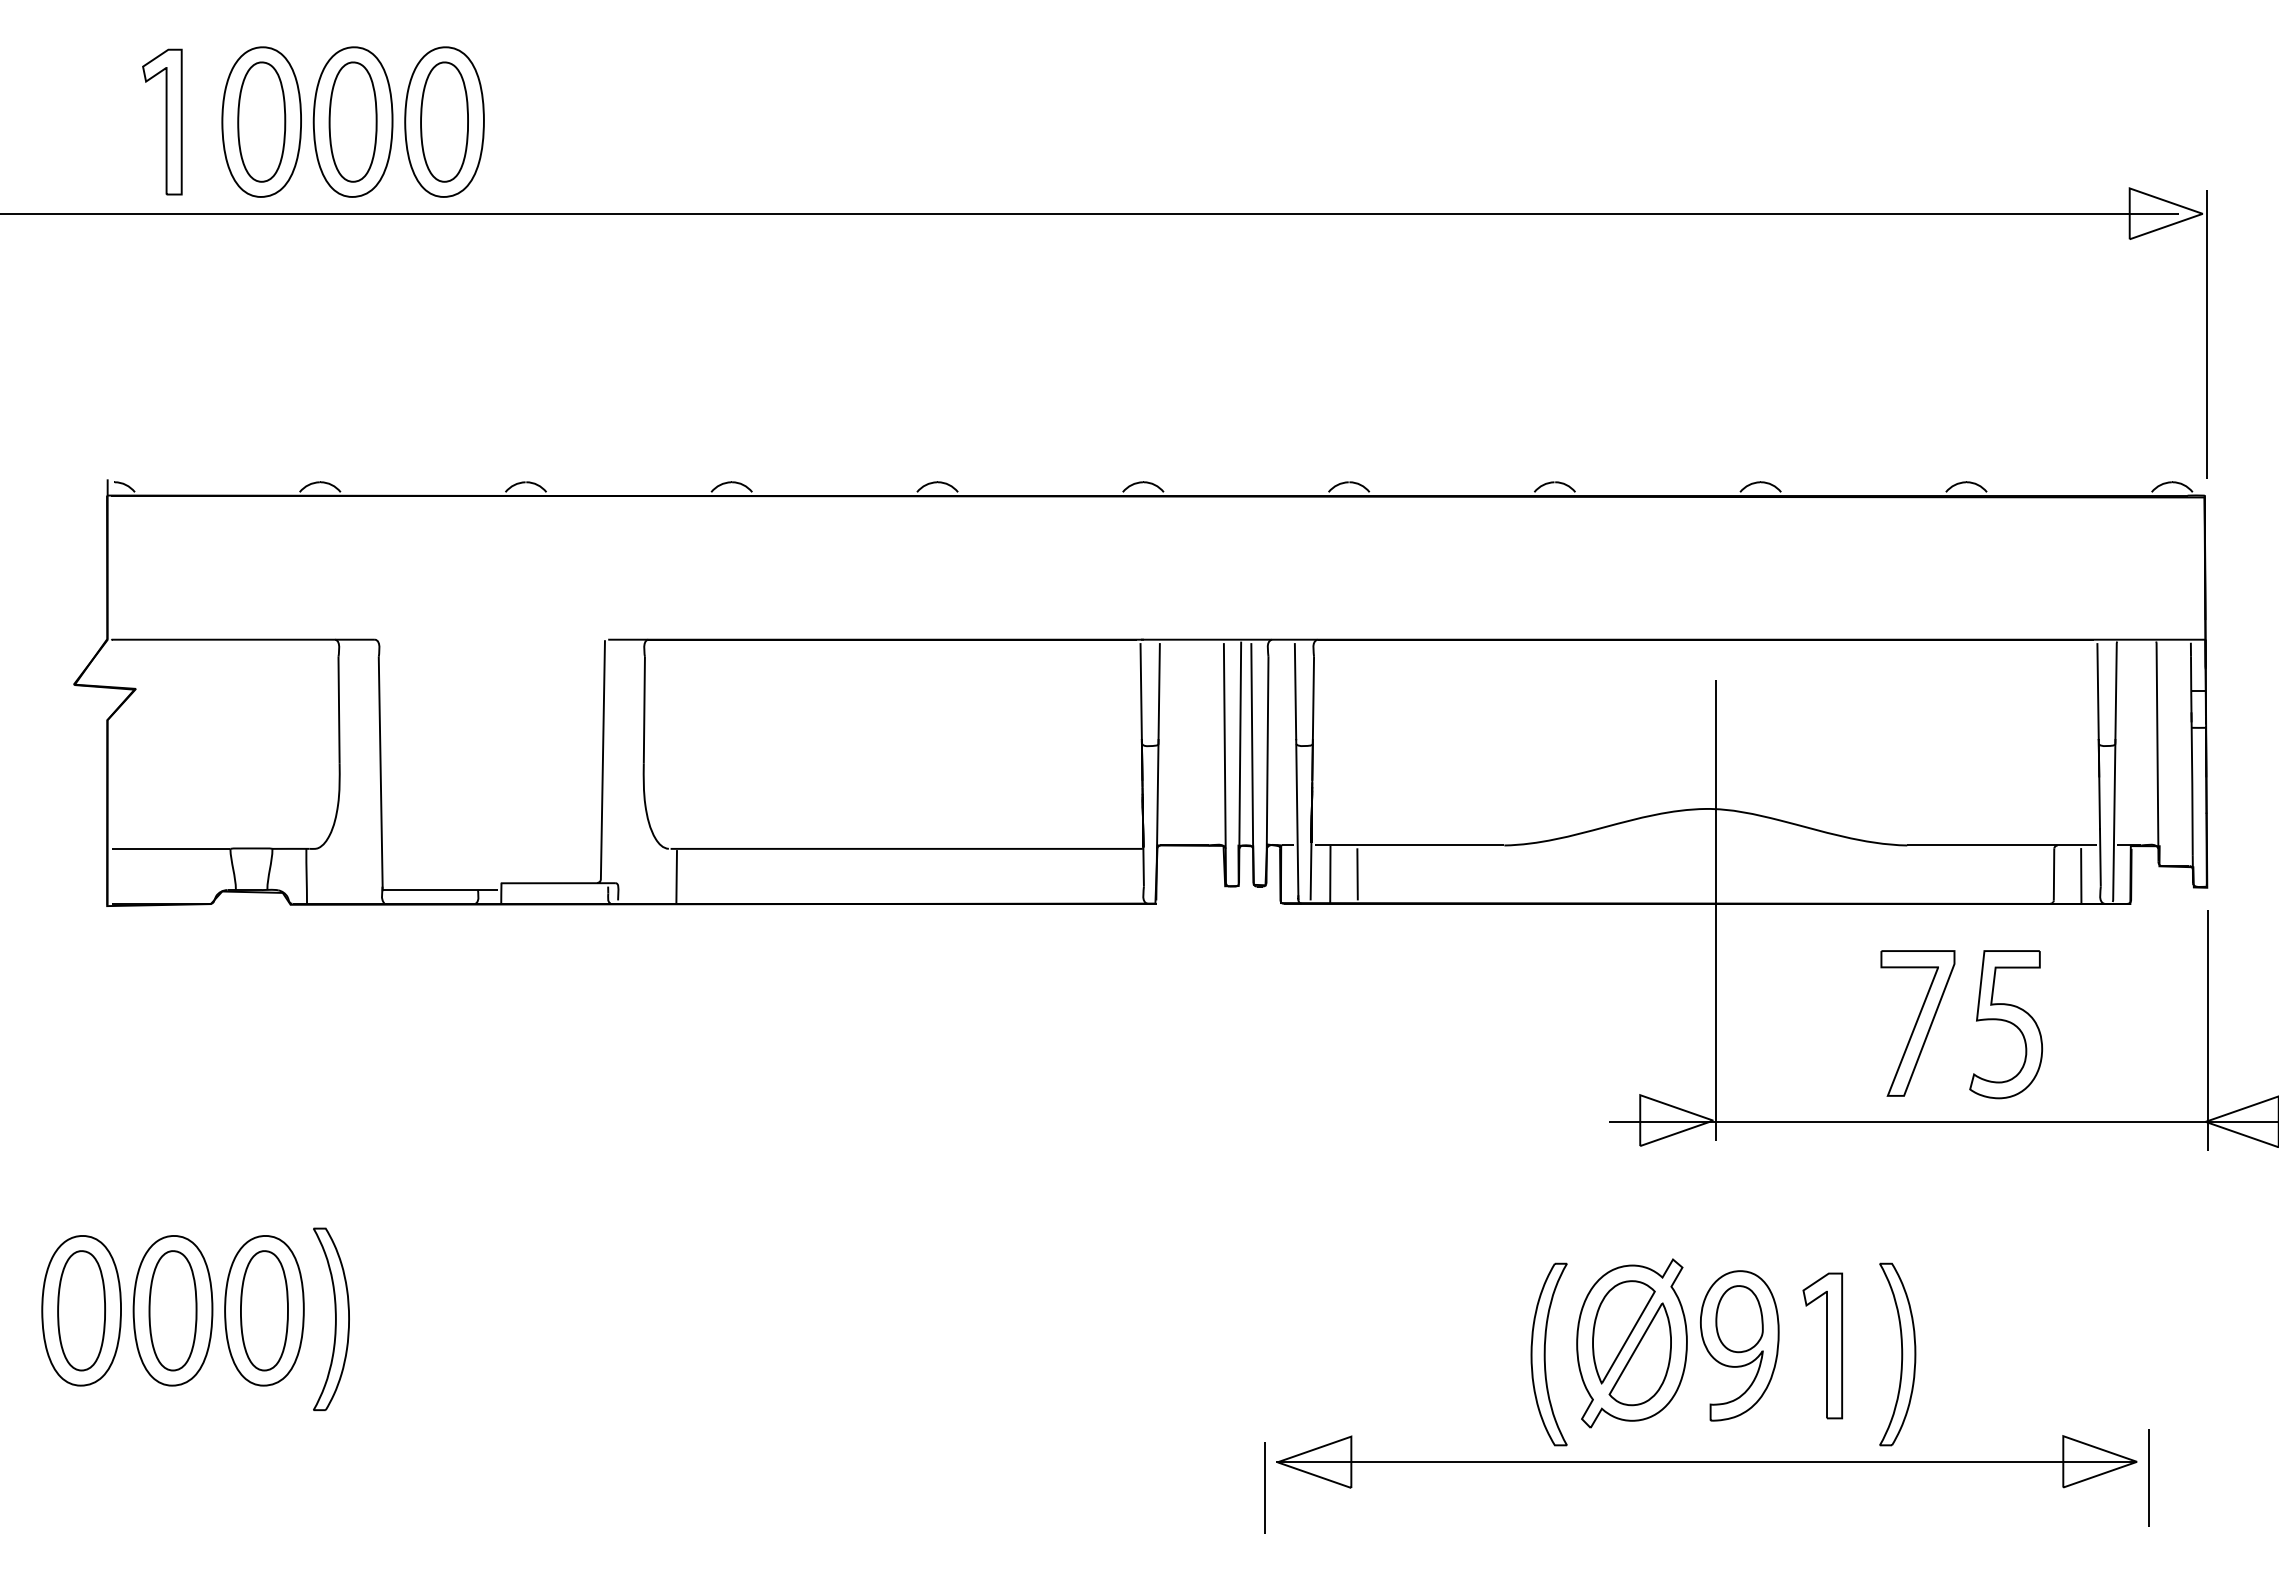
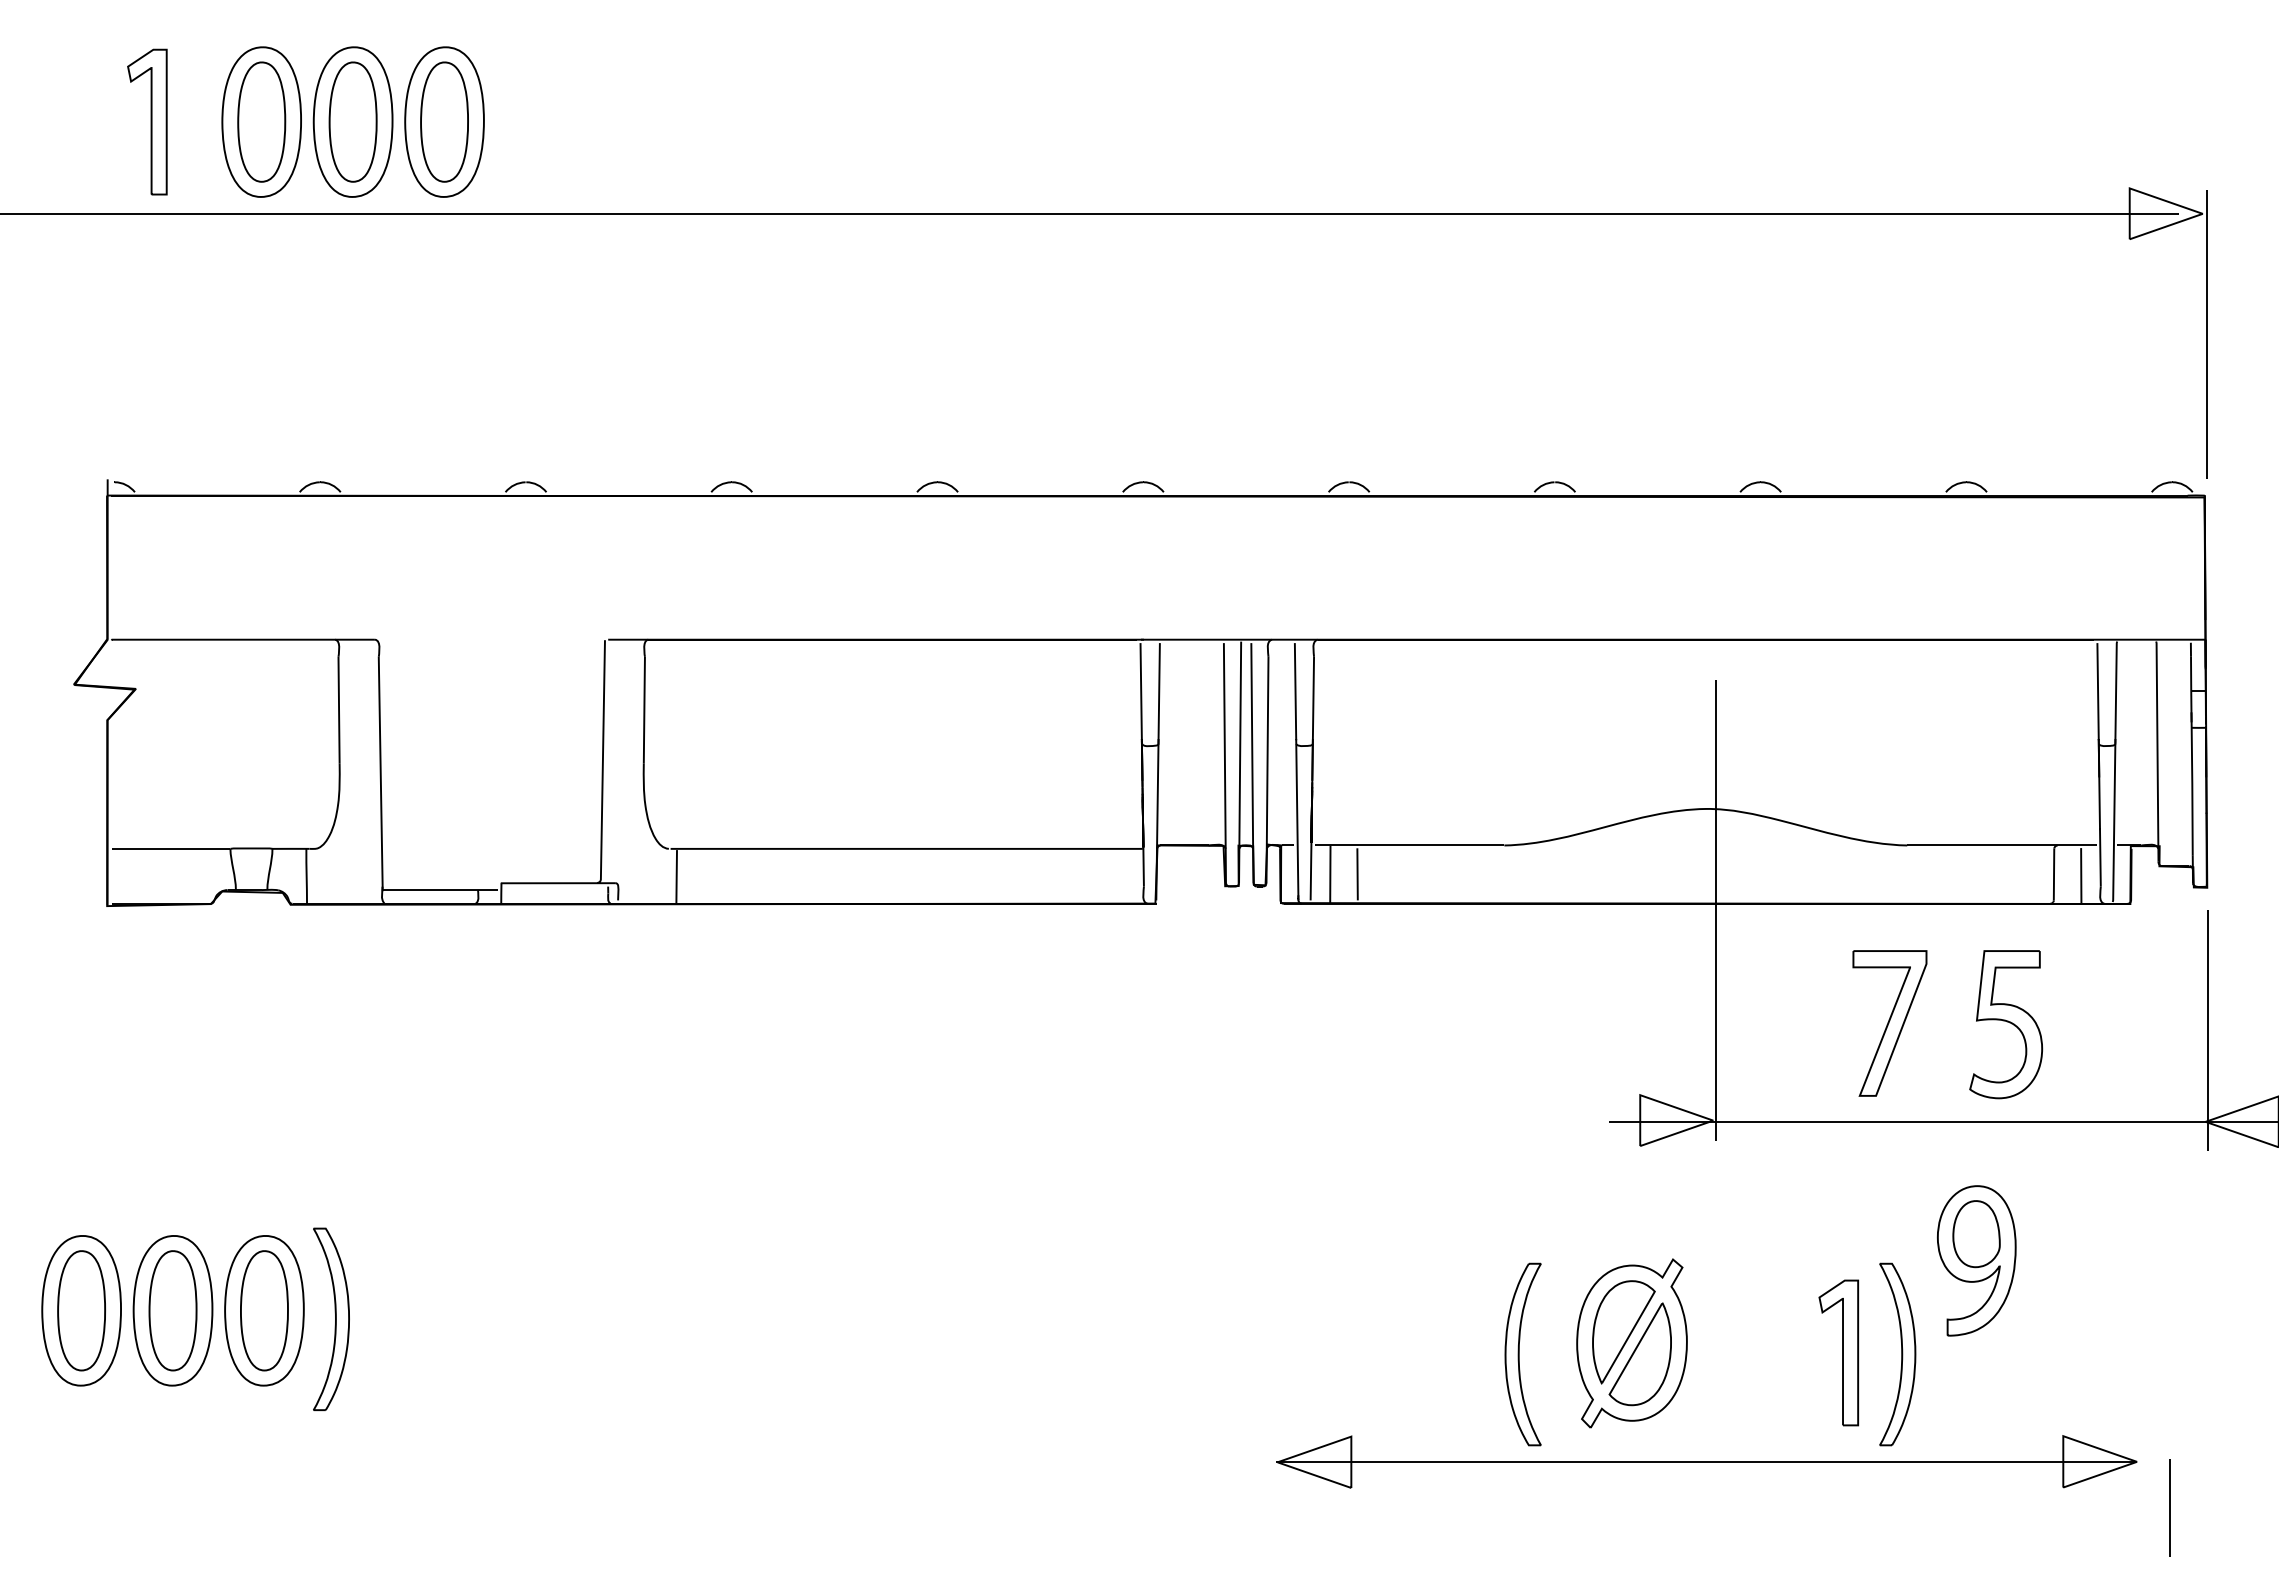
part position: (162, 121) -> (147, 121) (147, 121)
part position: (1917, 1023) -> (1889, 1023) (1889, 1023)
part position: (1739, 1345) -> (1976, 1260) (1976, 1260)
part position: (1822, 1345) -> (1838, 1352) (1838, 1352)
part position: (1548, 1354) -> (1522, 1354) (1522, 1354)
line position: (2148, 1477) -> (2169, 1507) (2169, 1507)
line: present -> none (1264, 1487)
